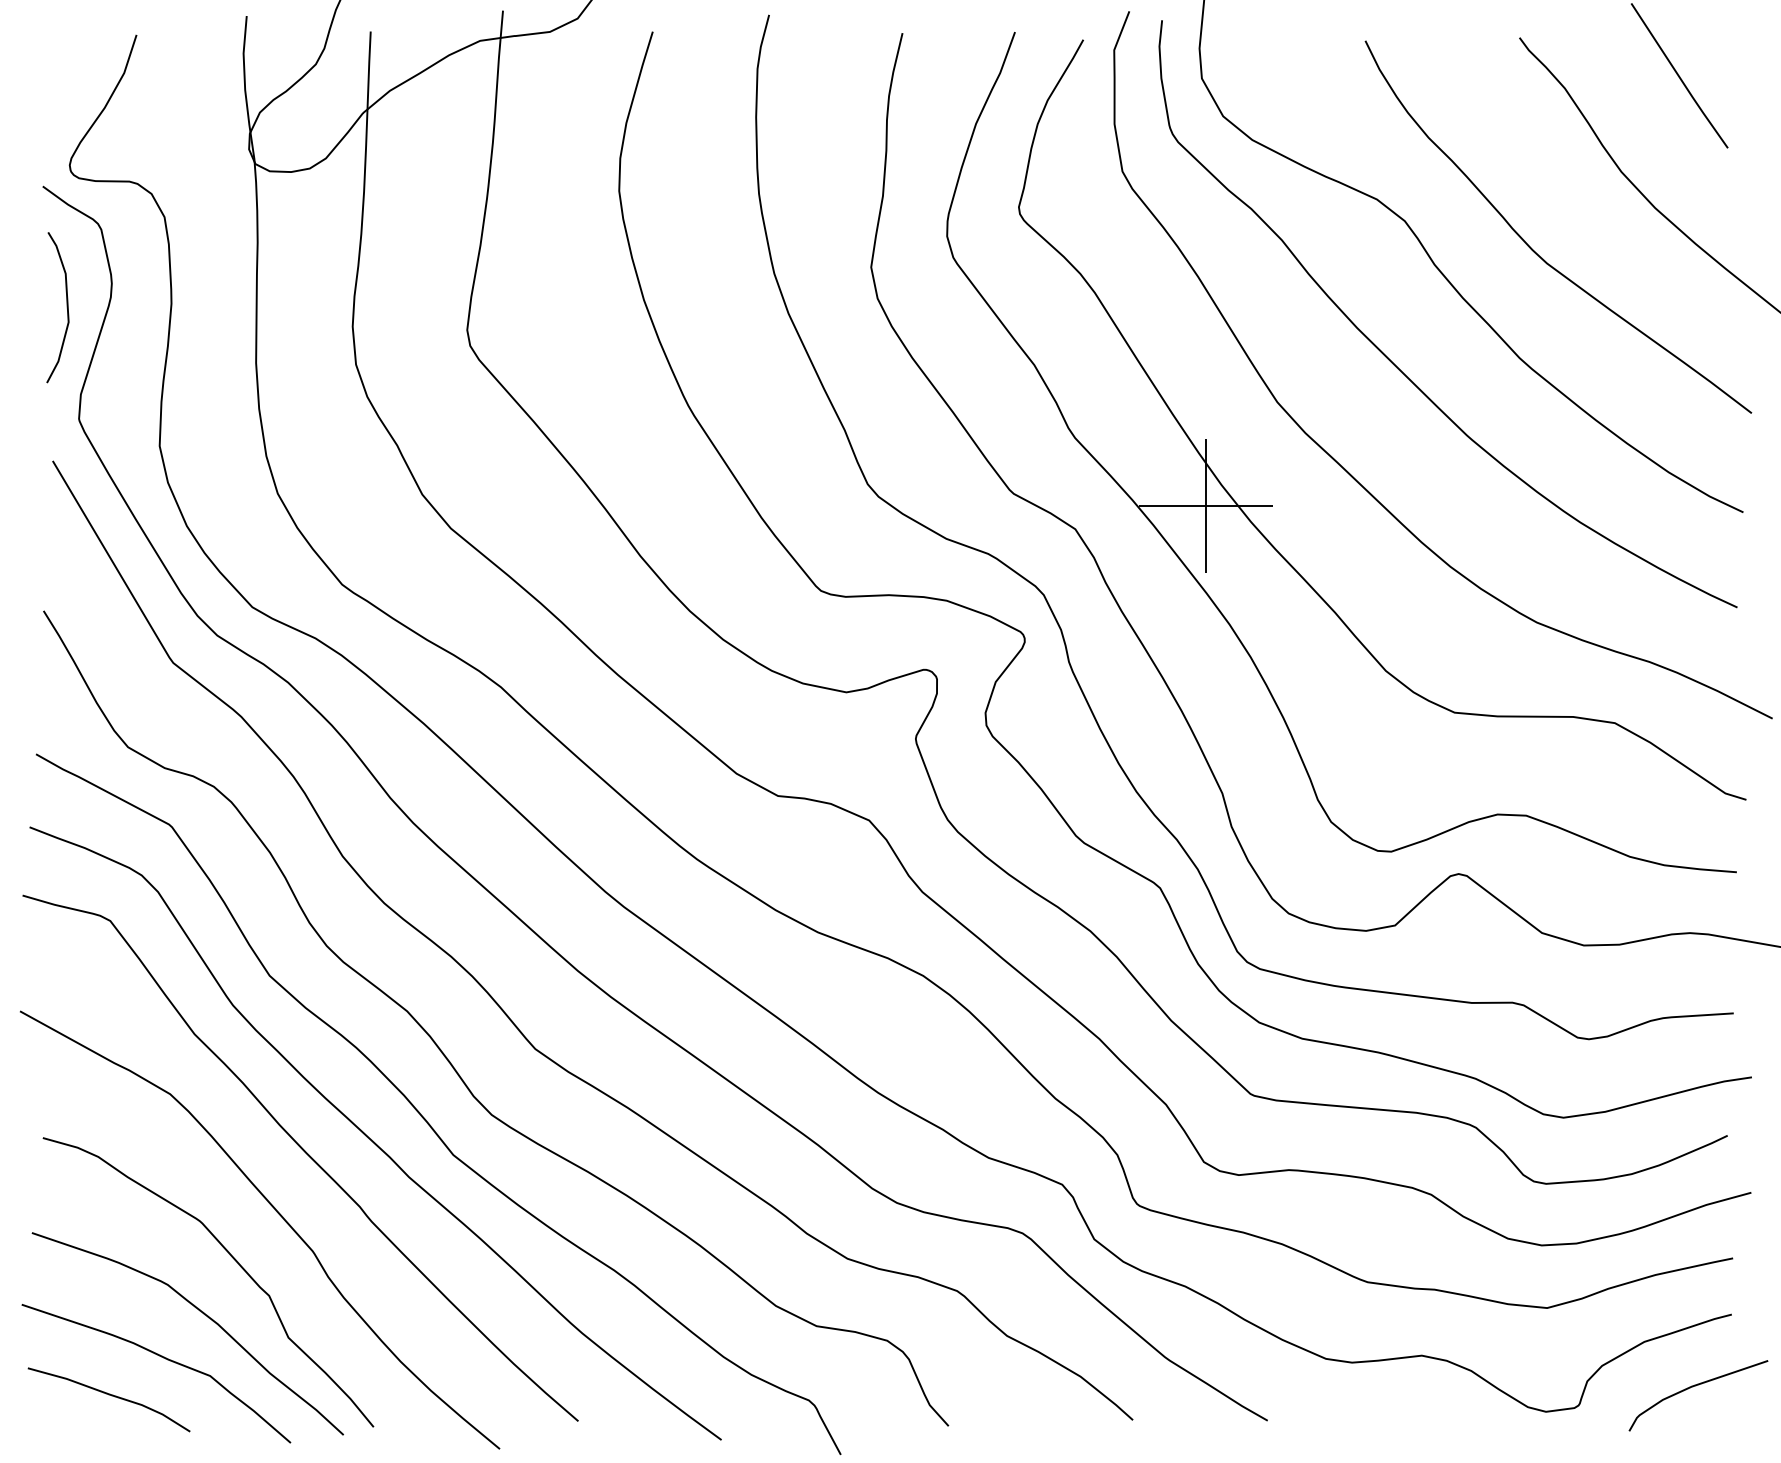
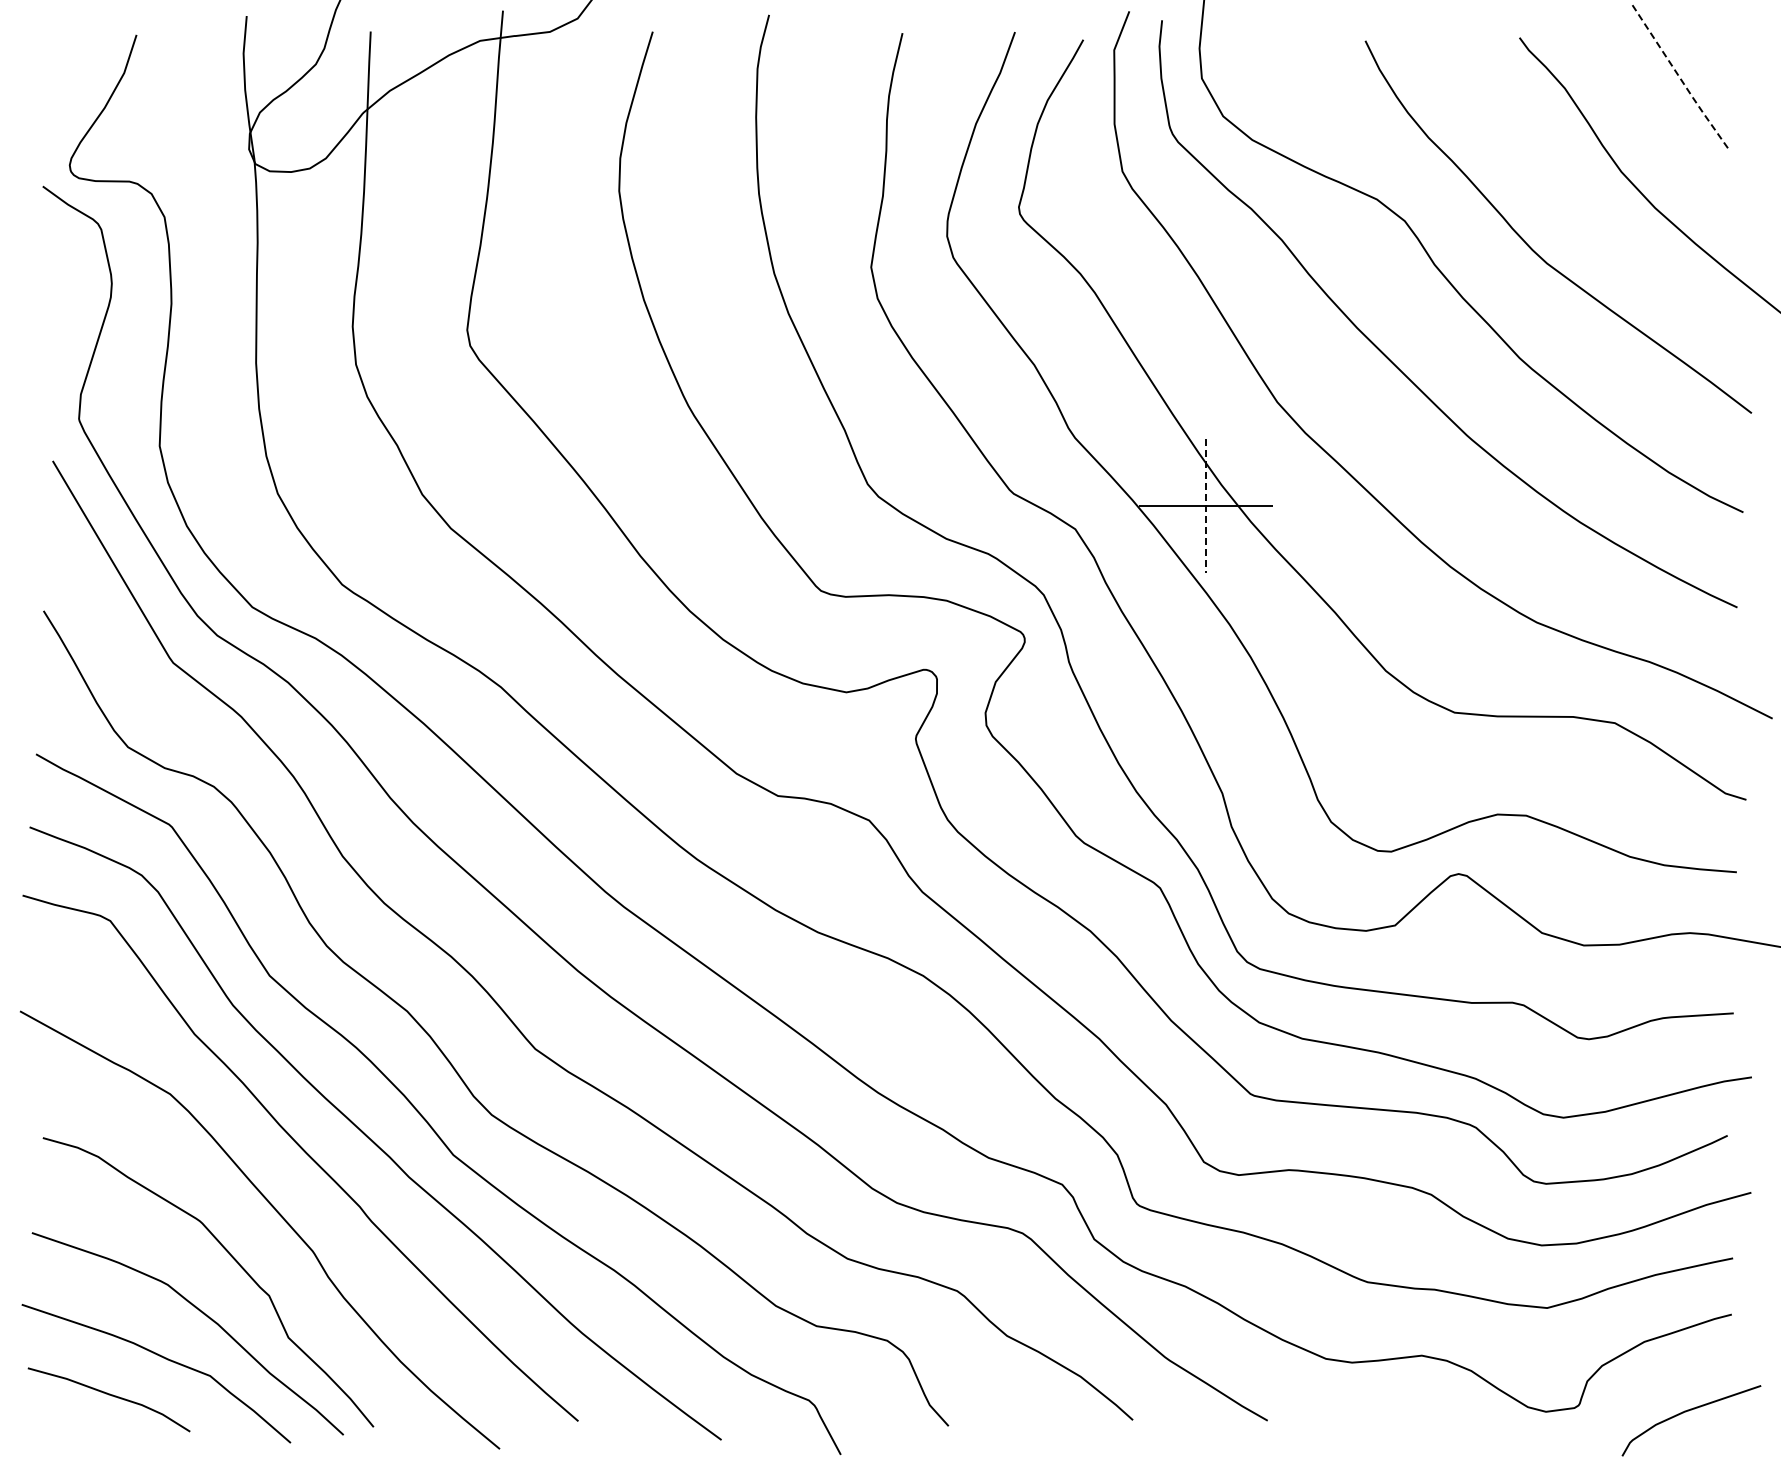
line: solid -> dashed (1679, 76)
curve: present -> none (66, 307)
line: solid -> dashed (1205, 506)
curve position: (1693, 1387) -> (1686, 1412) (1686, 1412)
